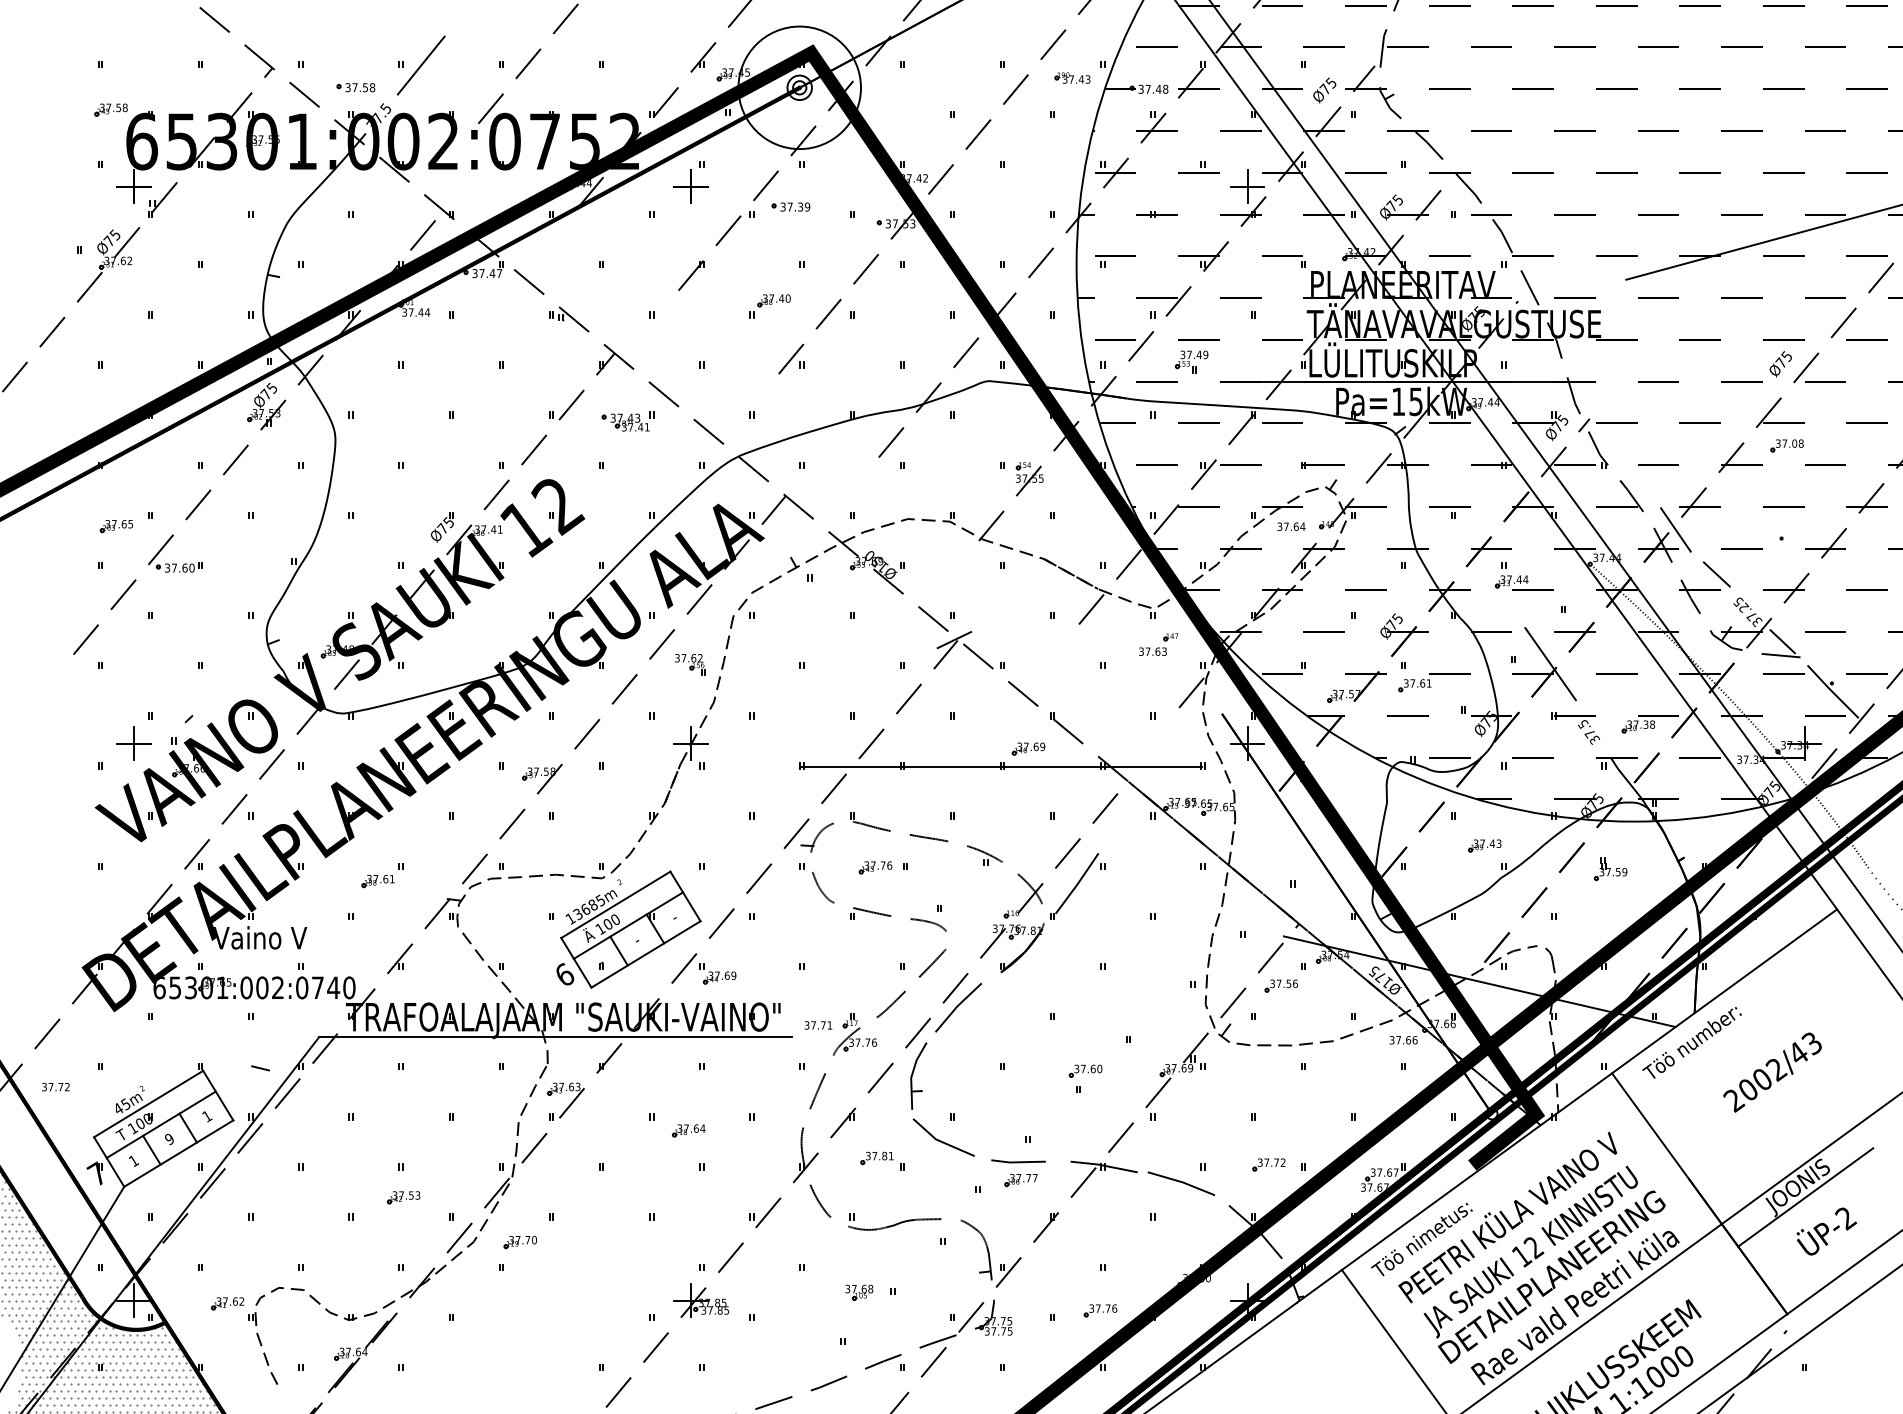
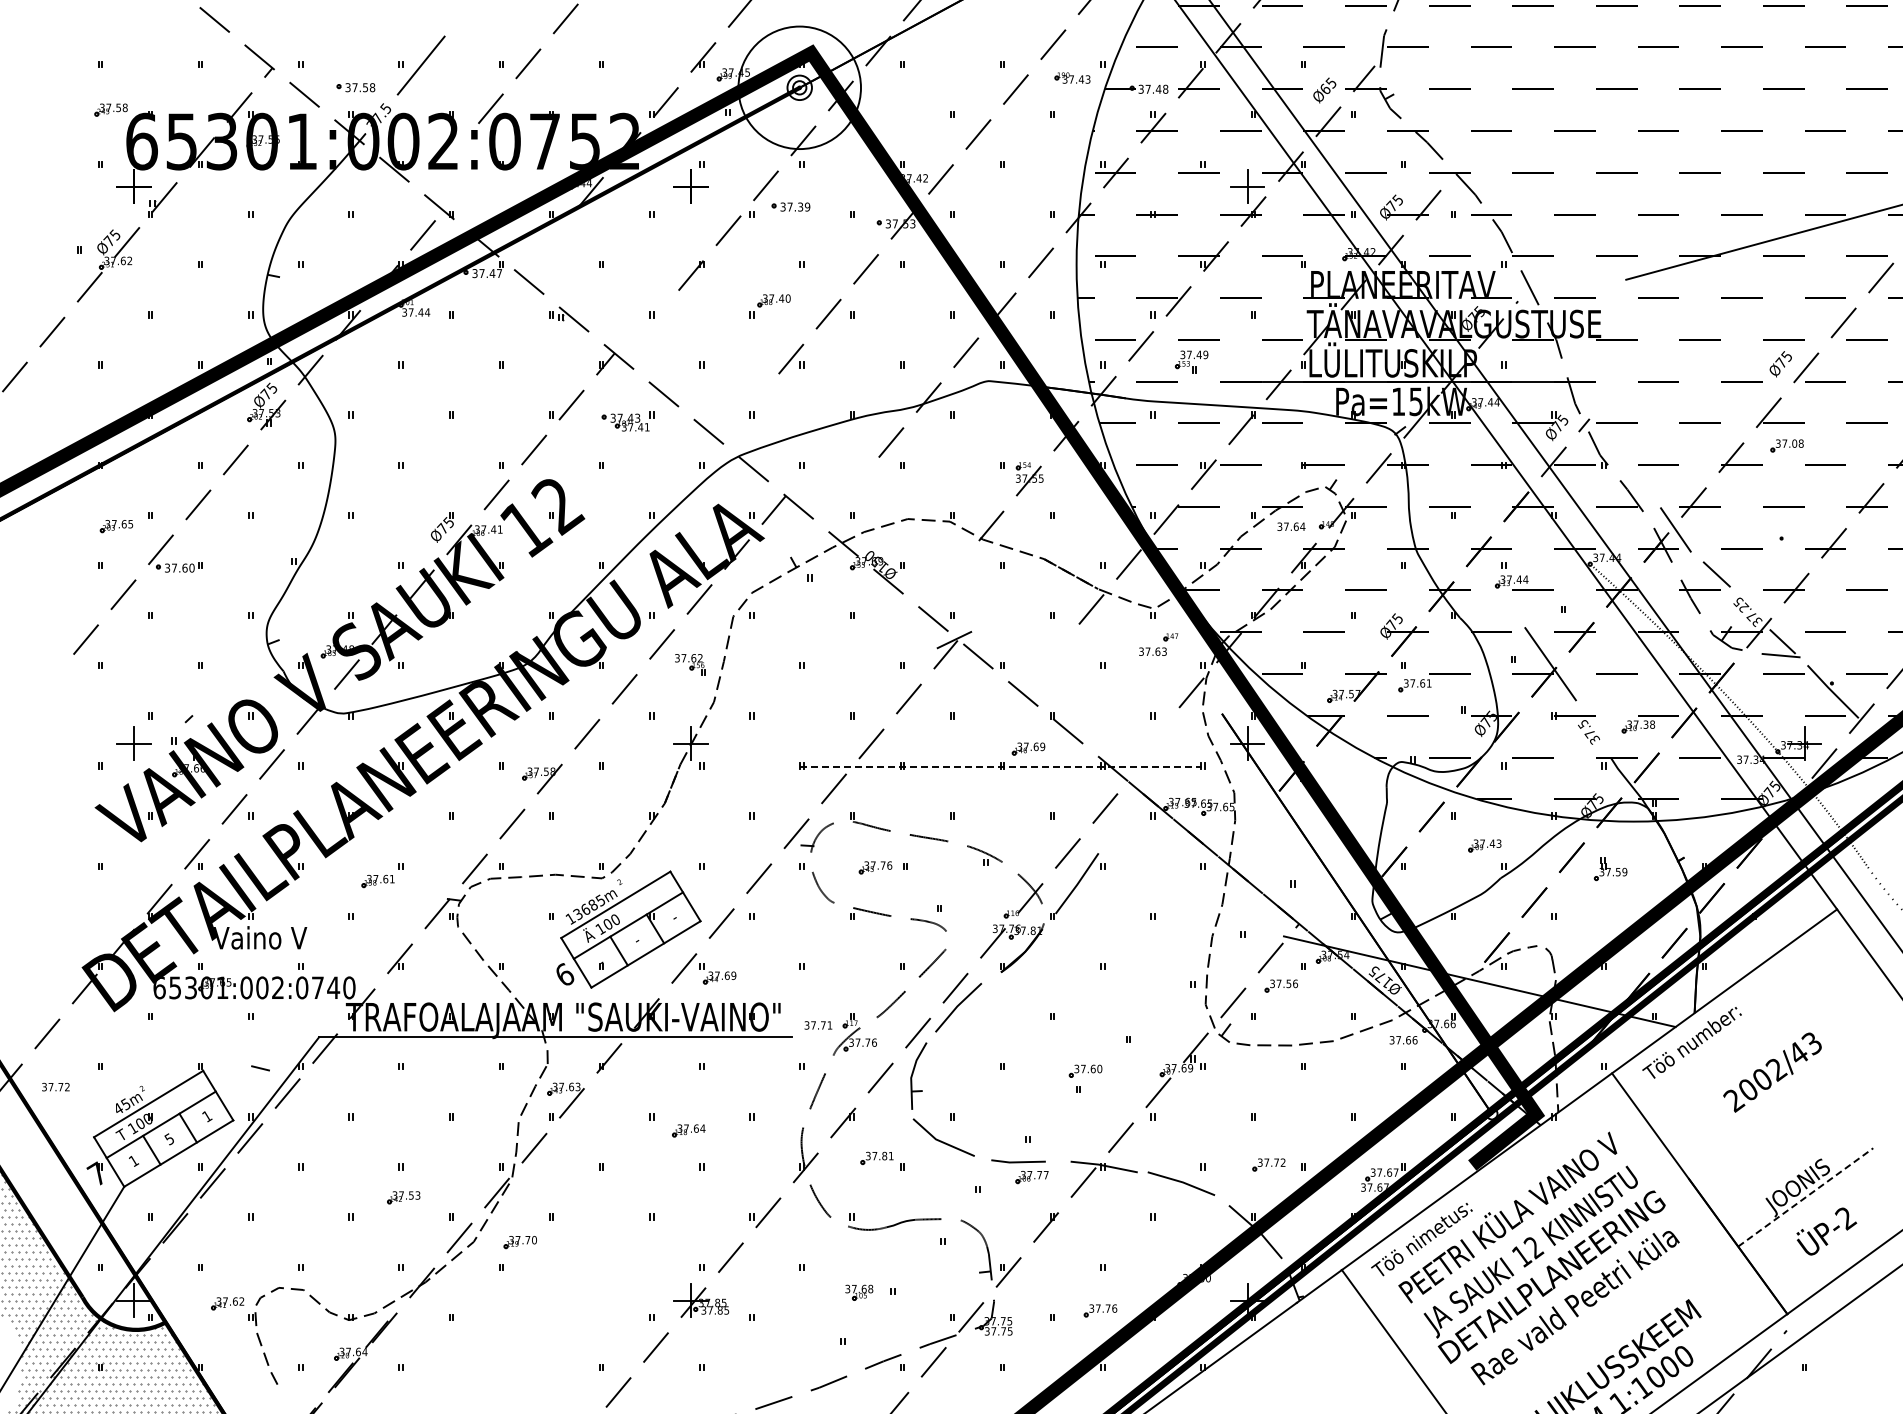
text: Ø75 -> Ø65 (1324, 88)
line: solid -> dashed (1001, 767)
text: 9 -> 5 (168, 1139)
part position: (1020, 1180) -> (1031, 1177) (1031, 1177)
line: solid -> dashed (1805, 1197)
line: present -> none (1682, 1252)
